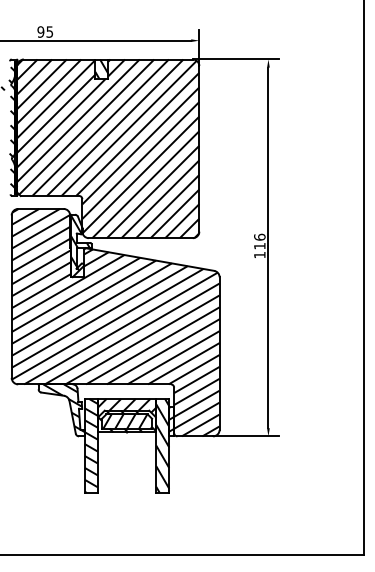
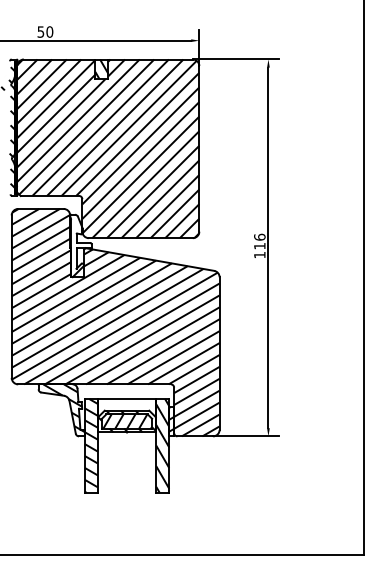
text: 95 -> 50 (45, 31)
hatch: present -> none (79, 242)
hatch: present -> none (126, 410)
